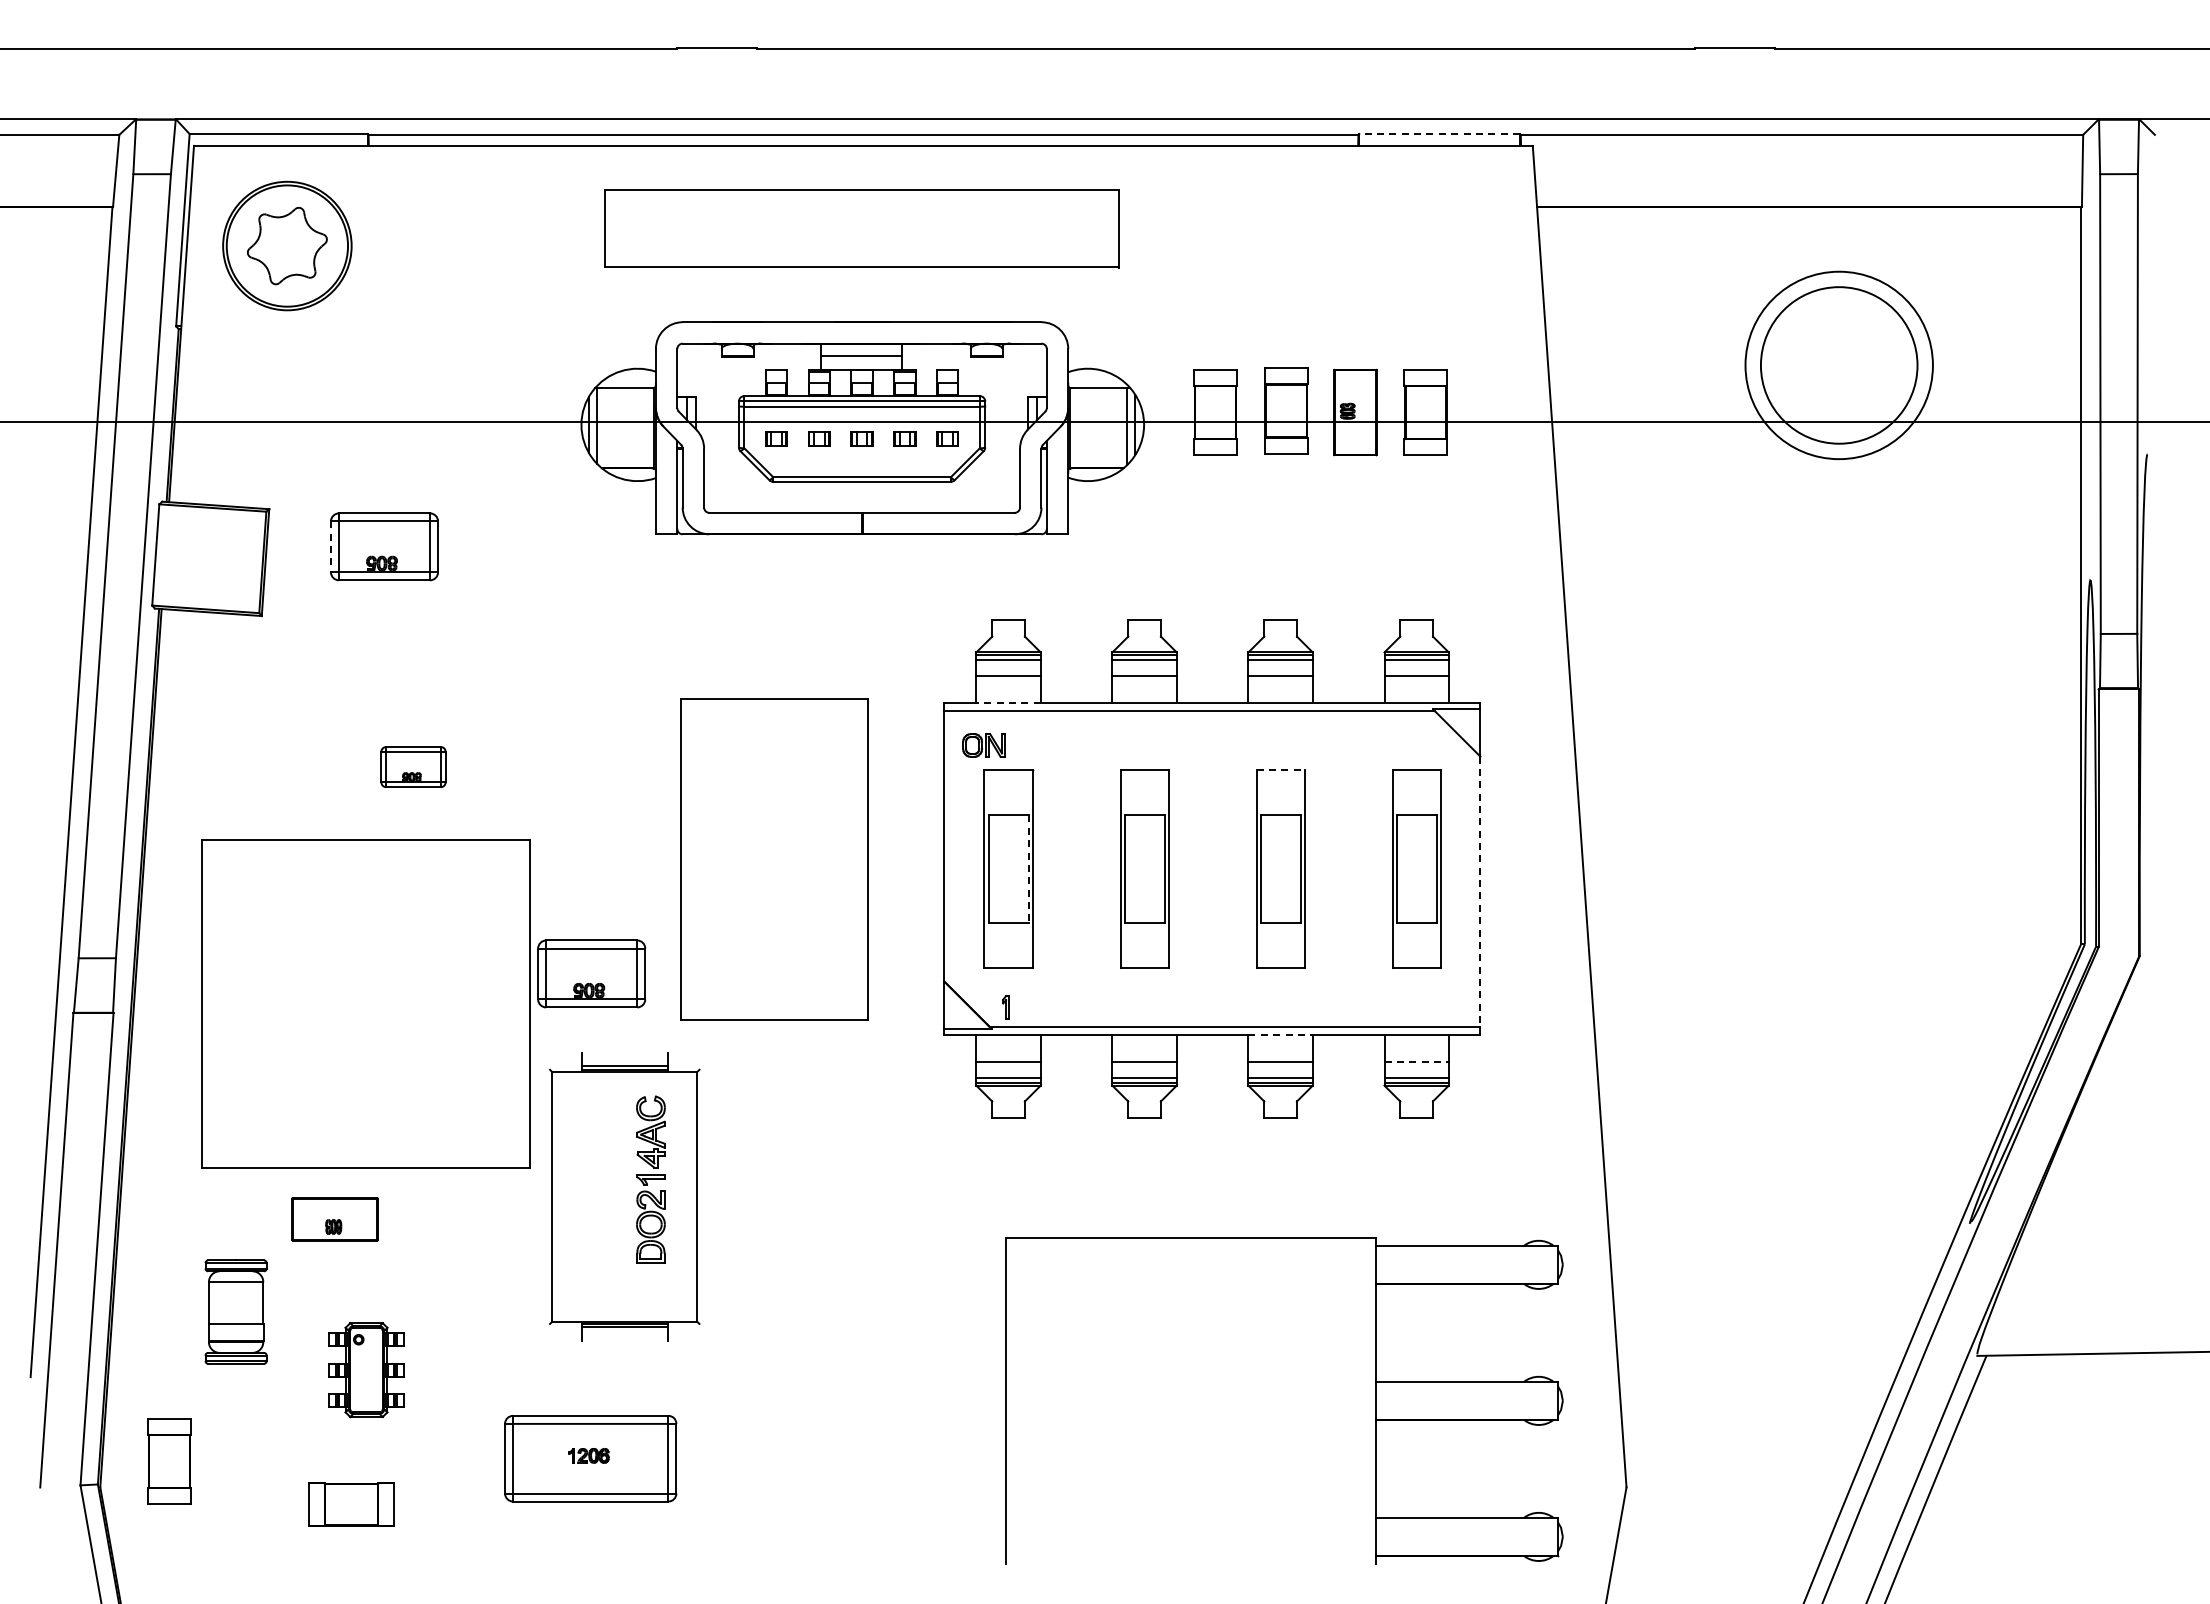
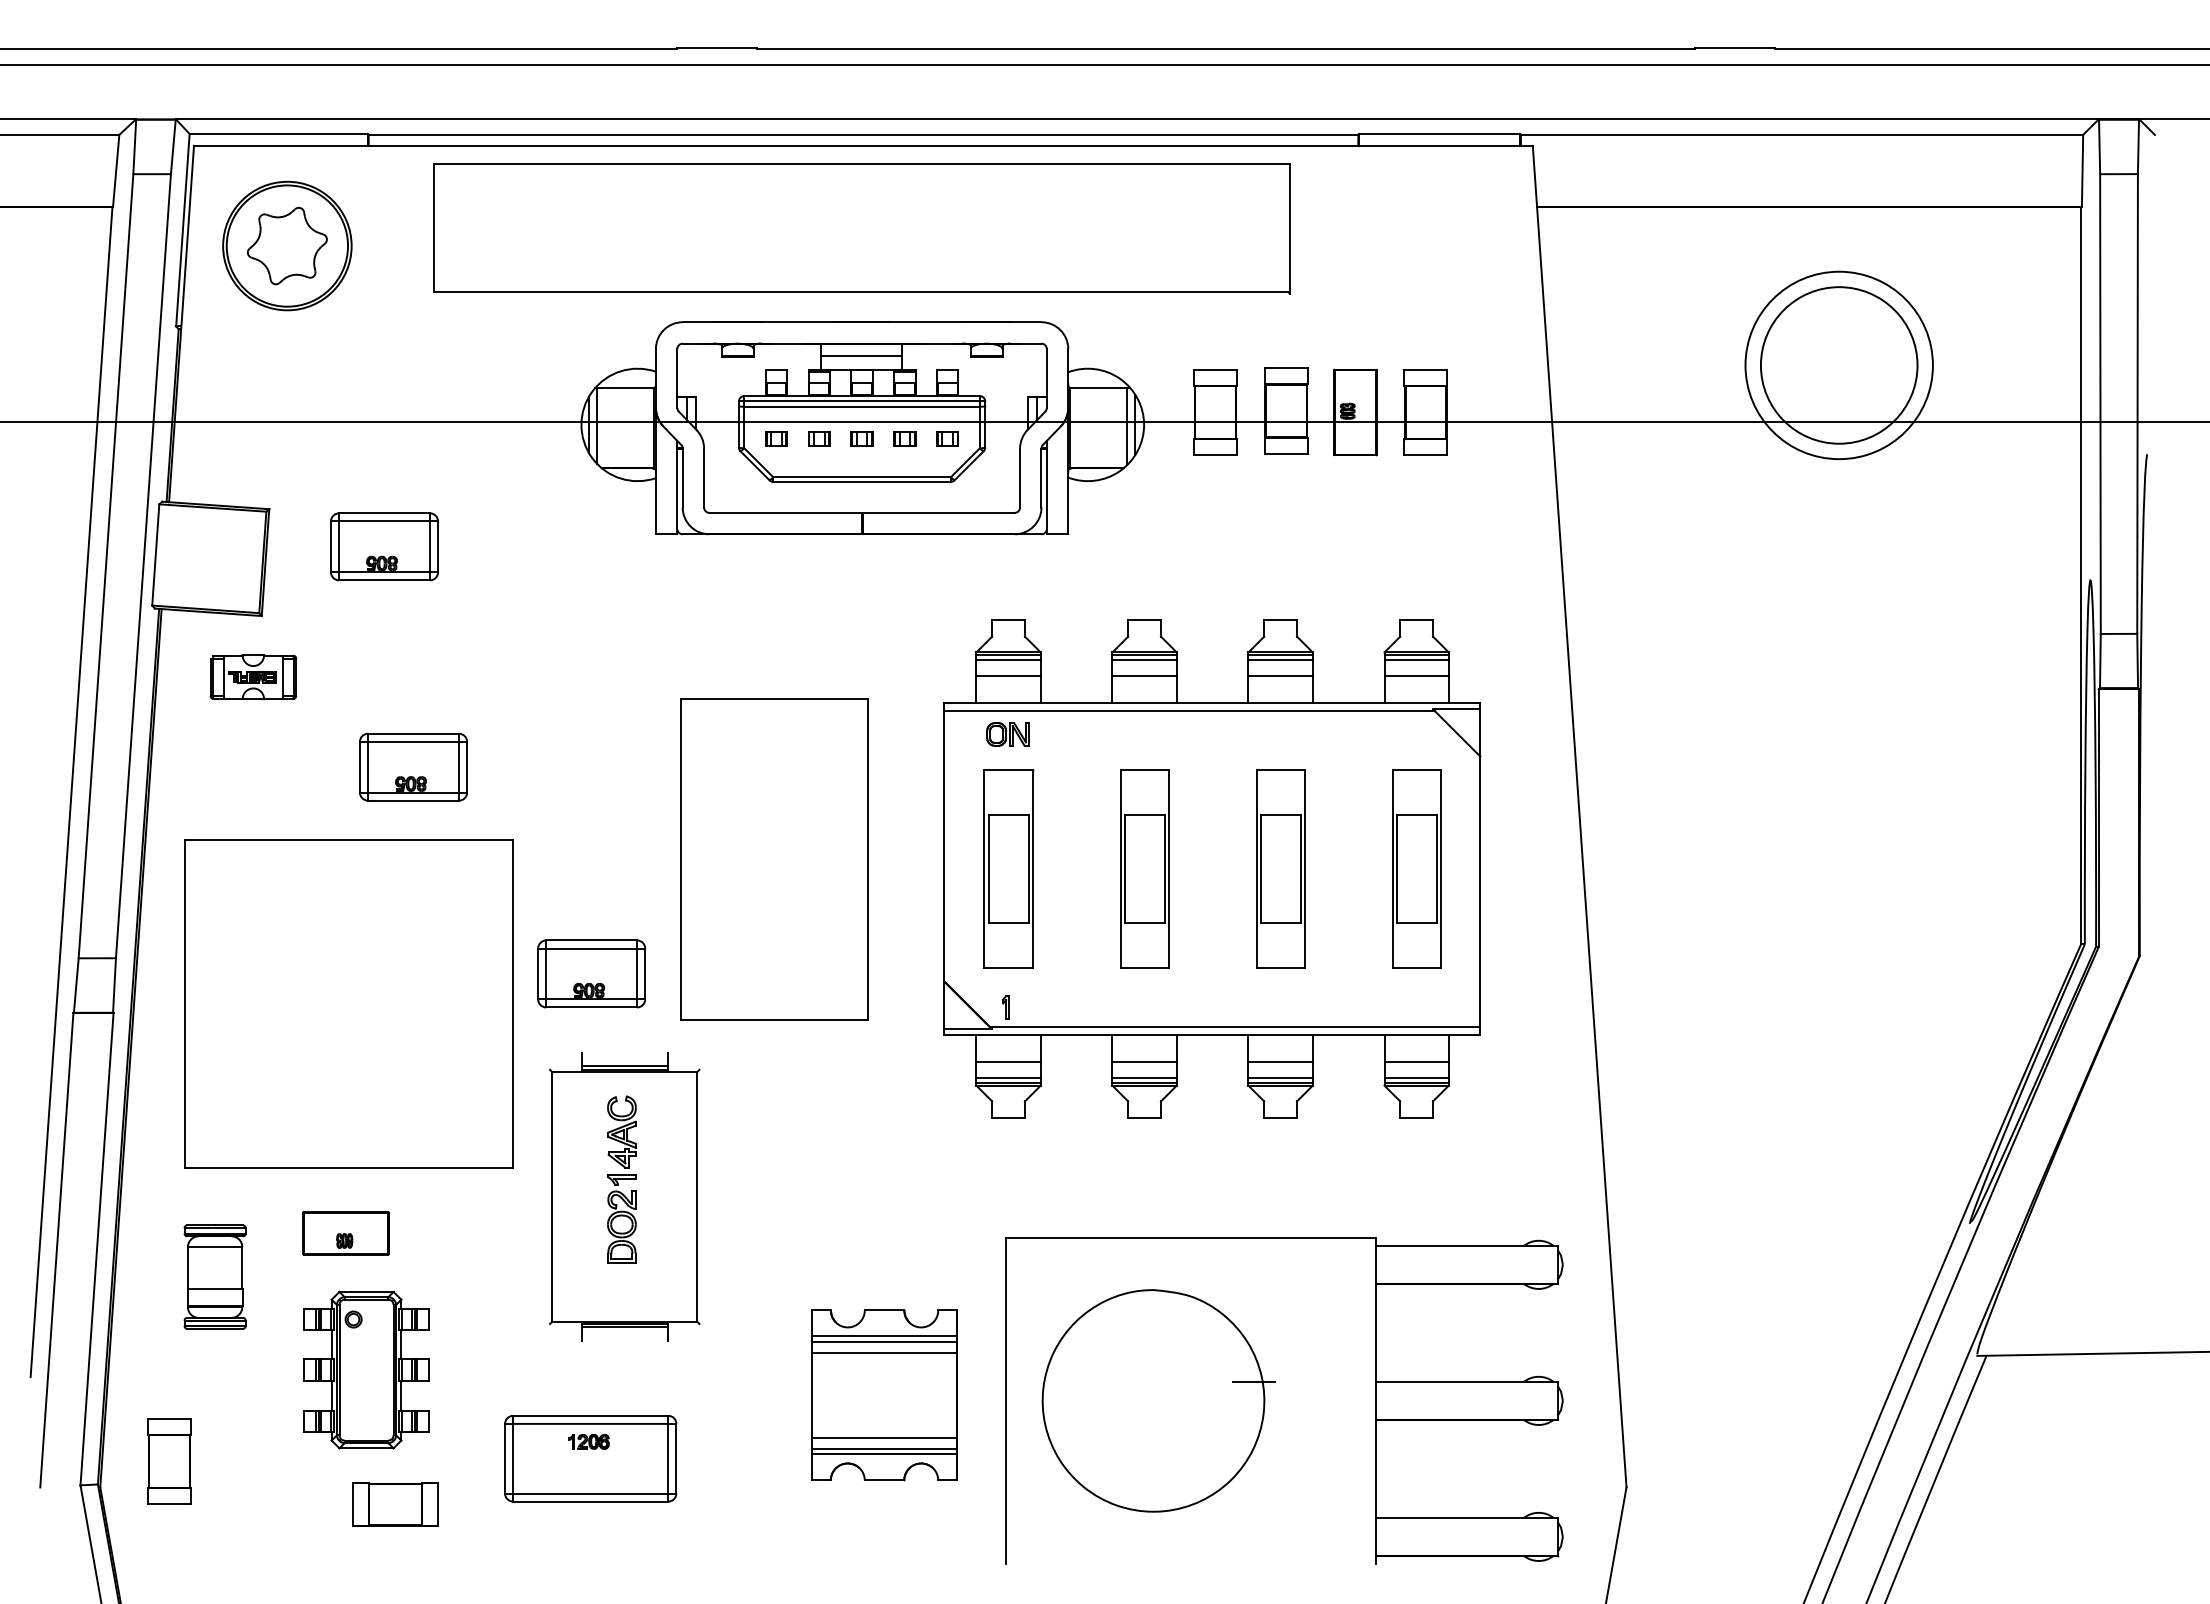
line: none -> present (1104, 65)
line: dashed -> solid (1439, 134)
part size: 516x80 px -> 858x132 px (861, 228)
line: dashed -> solid (330, 547)
part: none -> present (253, 676)
line: dashed -> solid (1008, 703)
part position: (983, 745) -> (1007, 734) (1007, 734)
part size: 67x43 px -> 109x70 px (413, 766)
line: dashed -> solid (1281, 769)
line: dashed -> solid (1028, 869)
line: dashed -> solid (1480, 892)
part position: (365, 1003) -> (348, 1003) (348, 1003)
line: dashed -> solid (1281, 1035)
line: dashed -> solid (1417, 1061)
part position: (650, 1179) -> (621, 1179) (621, 1179)
part position: (334, 1219) -> (345, 1233) (345, 1233)
part position: (235, 1311) -> (214, 1276) (214, 1276)
part size: 77x97 px -> 127x160 px (366, 1369)
part: none -> present (884, 1395)
part: none -> present (1158, 1400)
part position: (588, 1455) -> (588, 1441) (588, 1441)
part position: (351, 1504) -> (395, 1504) (395, 1504)
